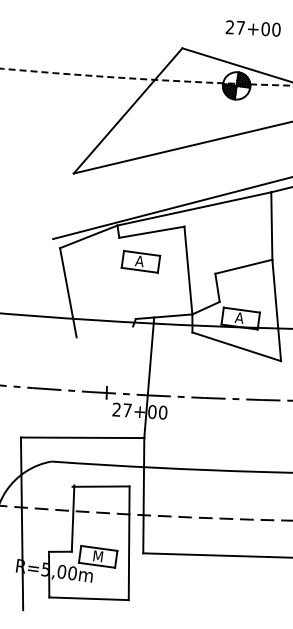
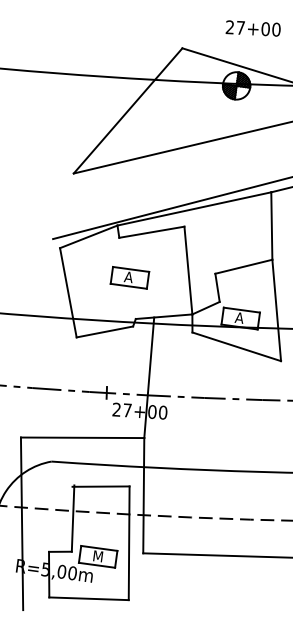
arc: dashed -> solid (147, 79)
part position: (140, 261) -> (129, 277) (129, 277)
line: none -> present (104, 331)
